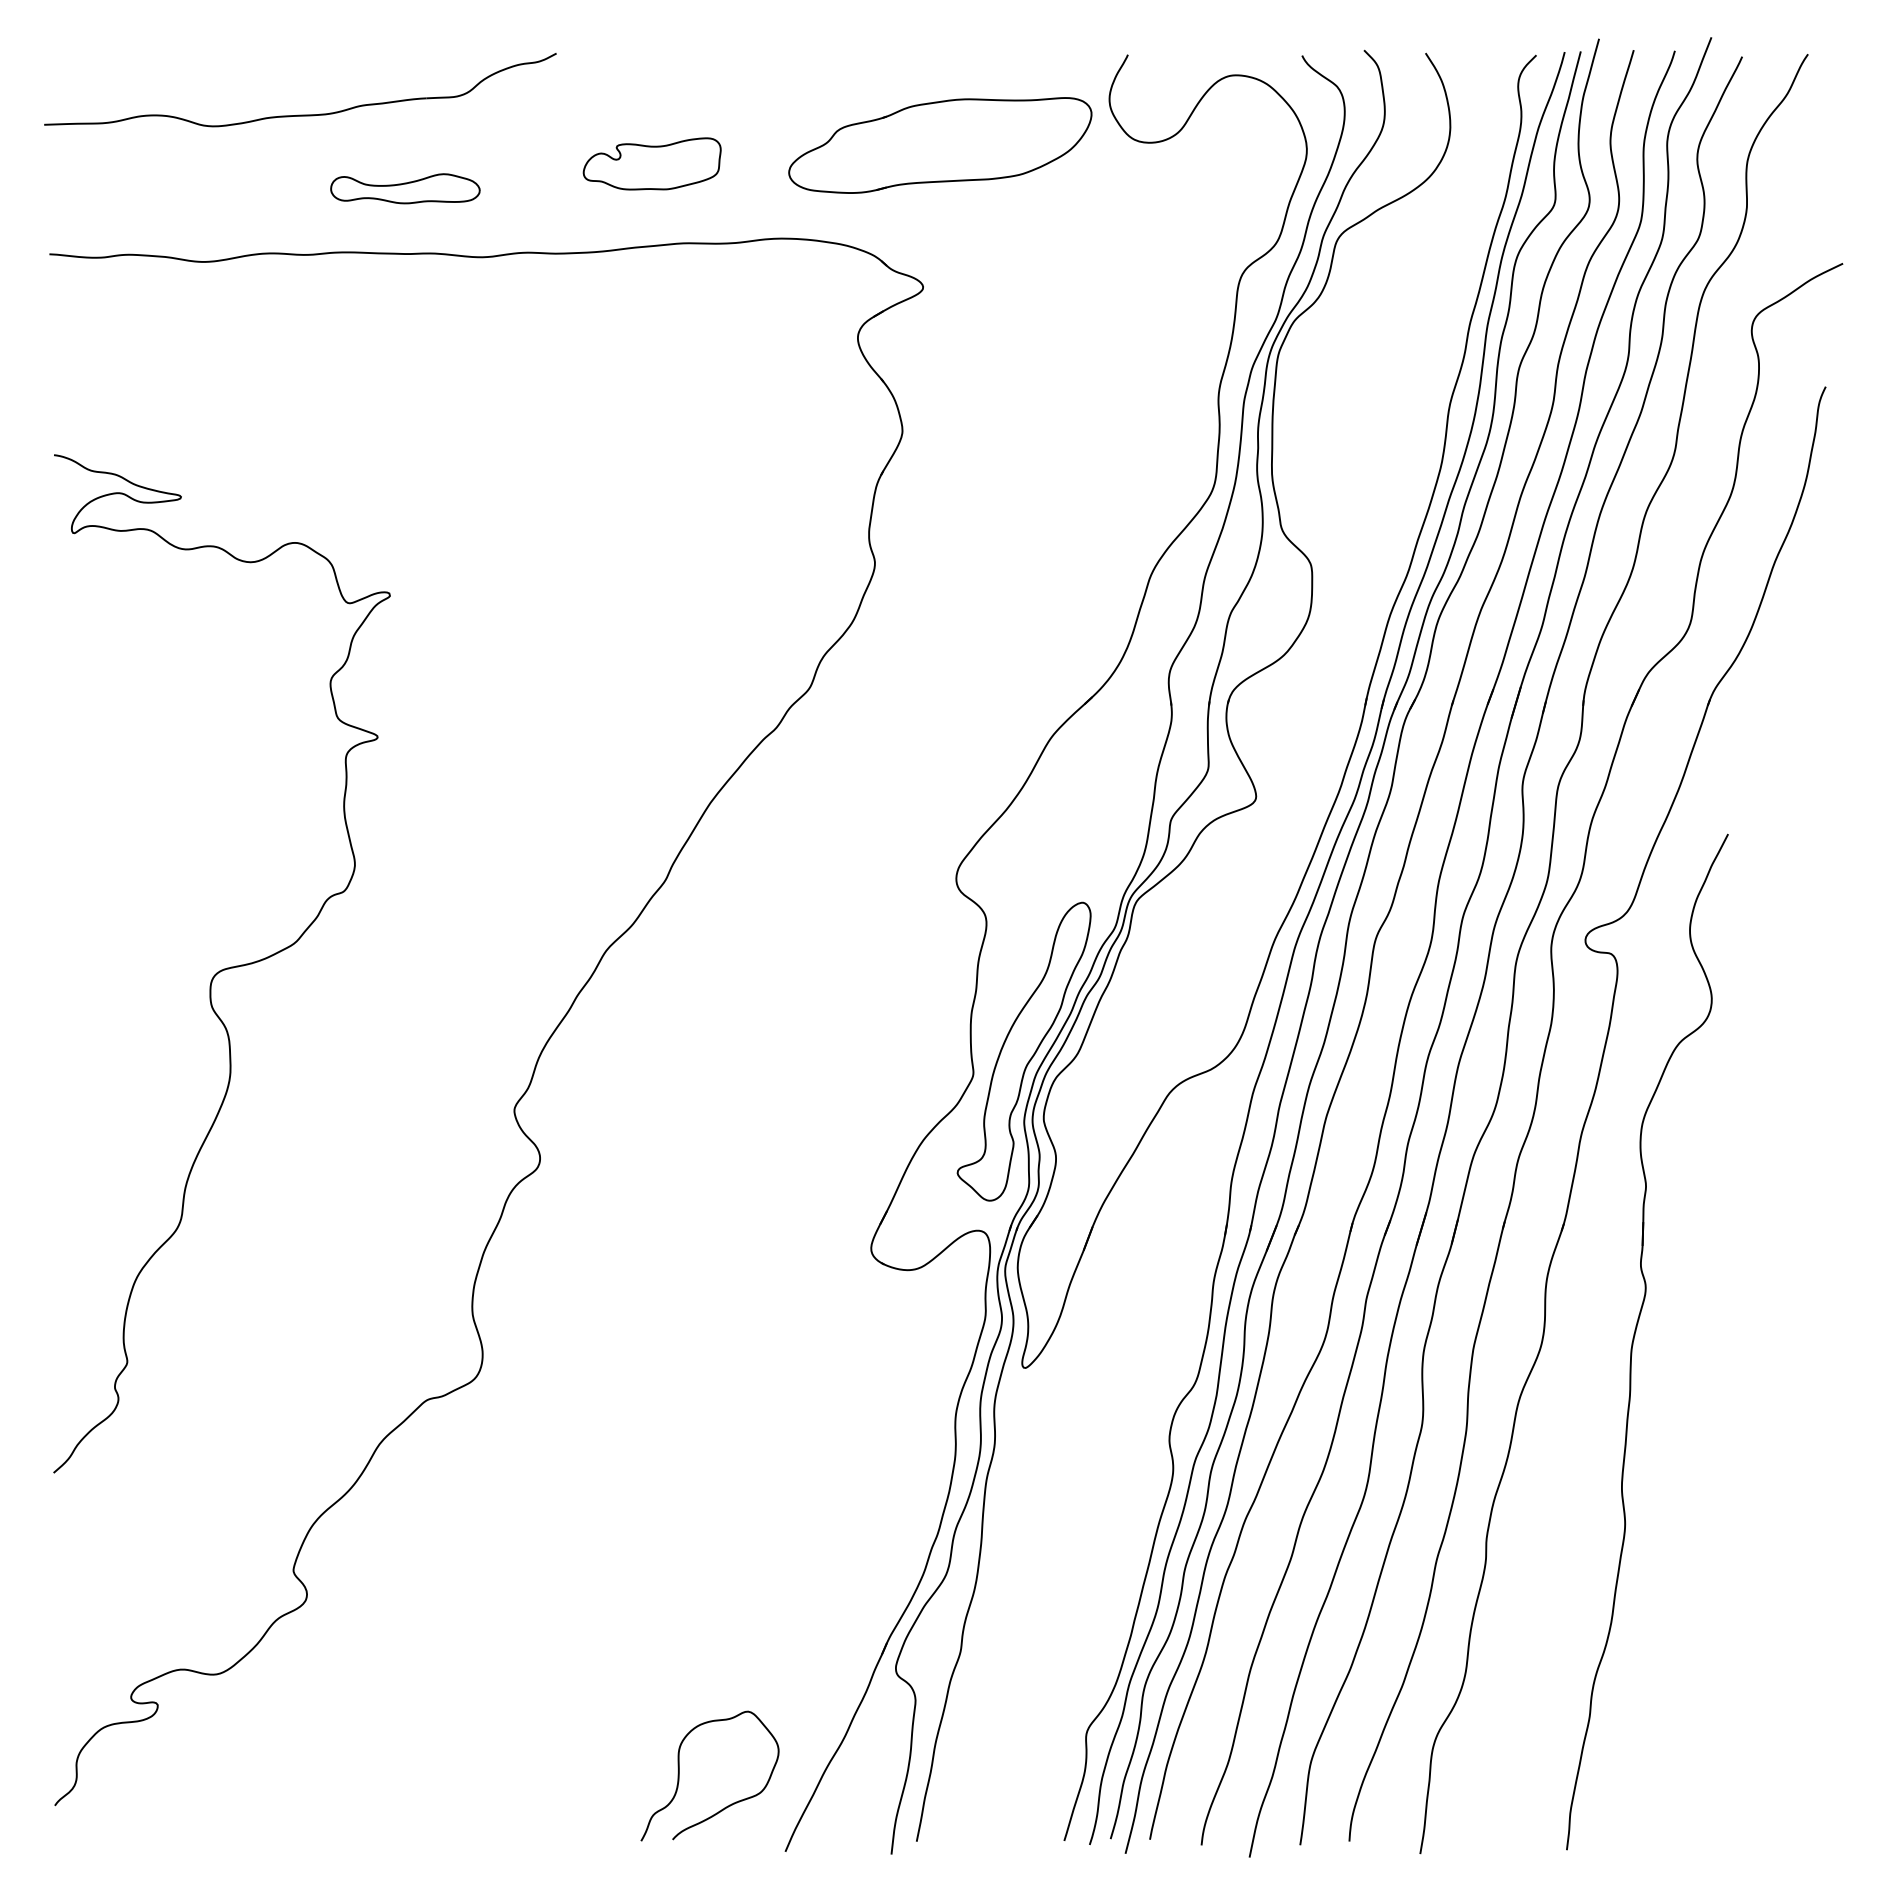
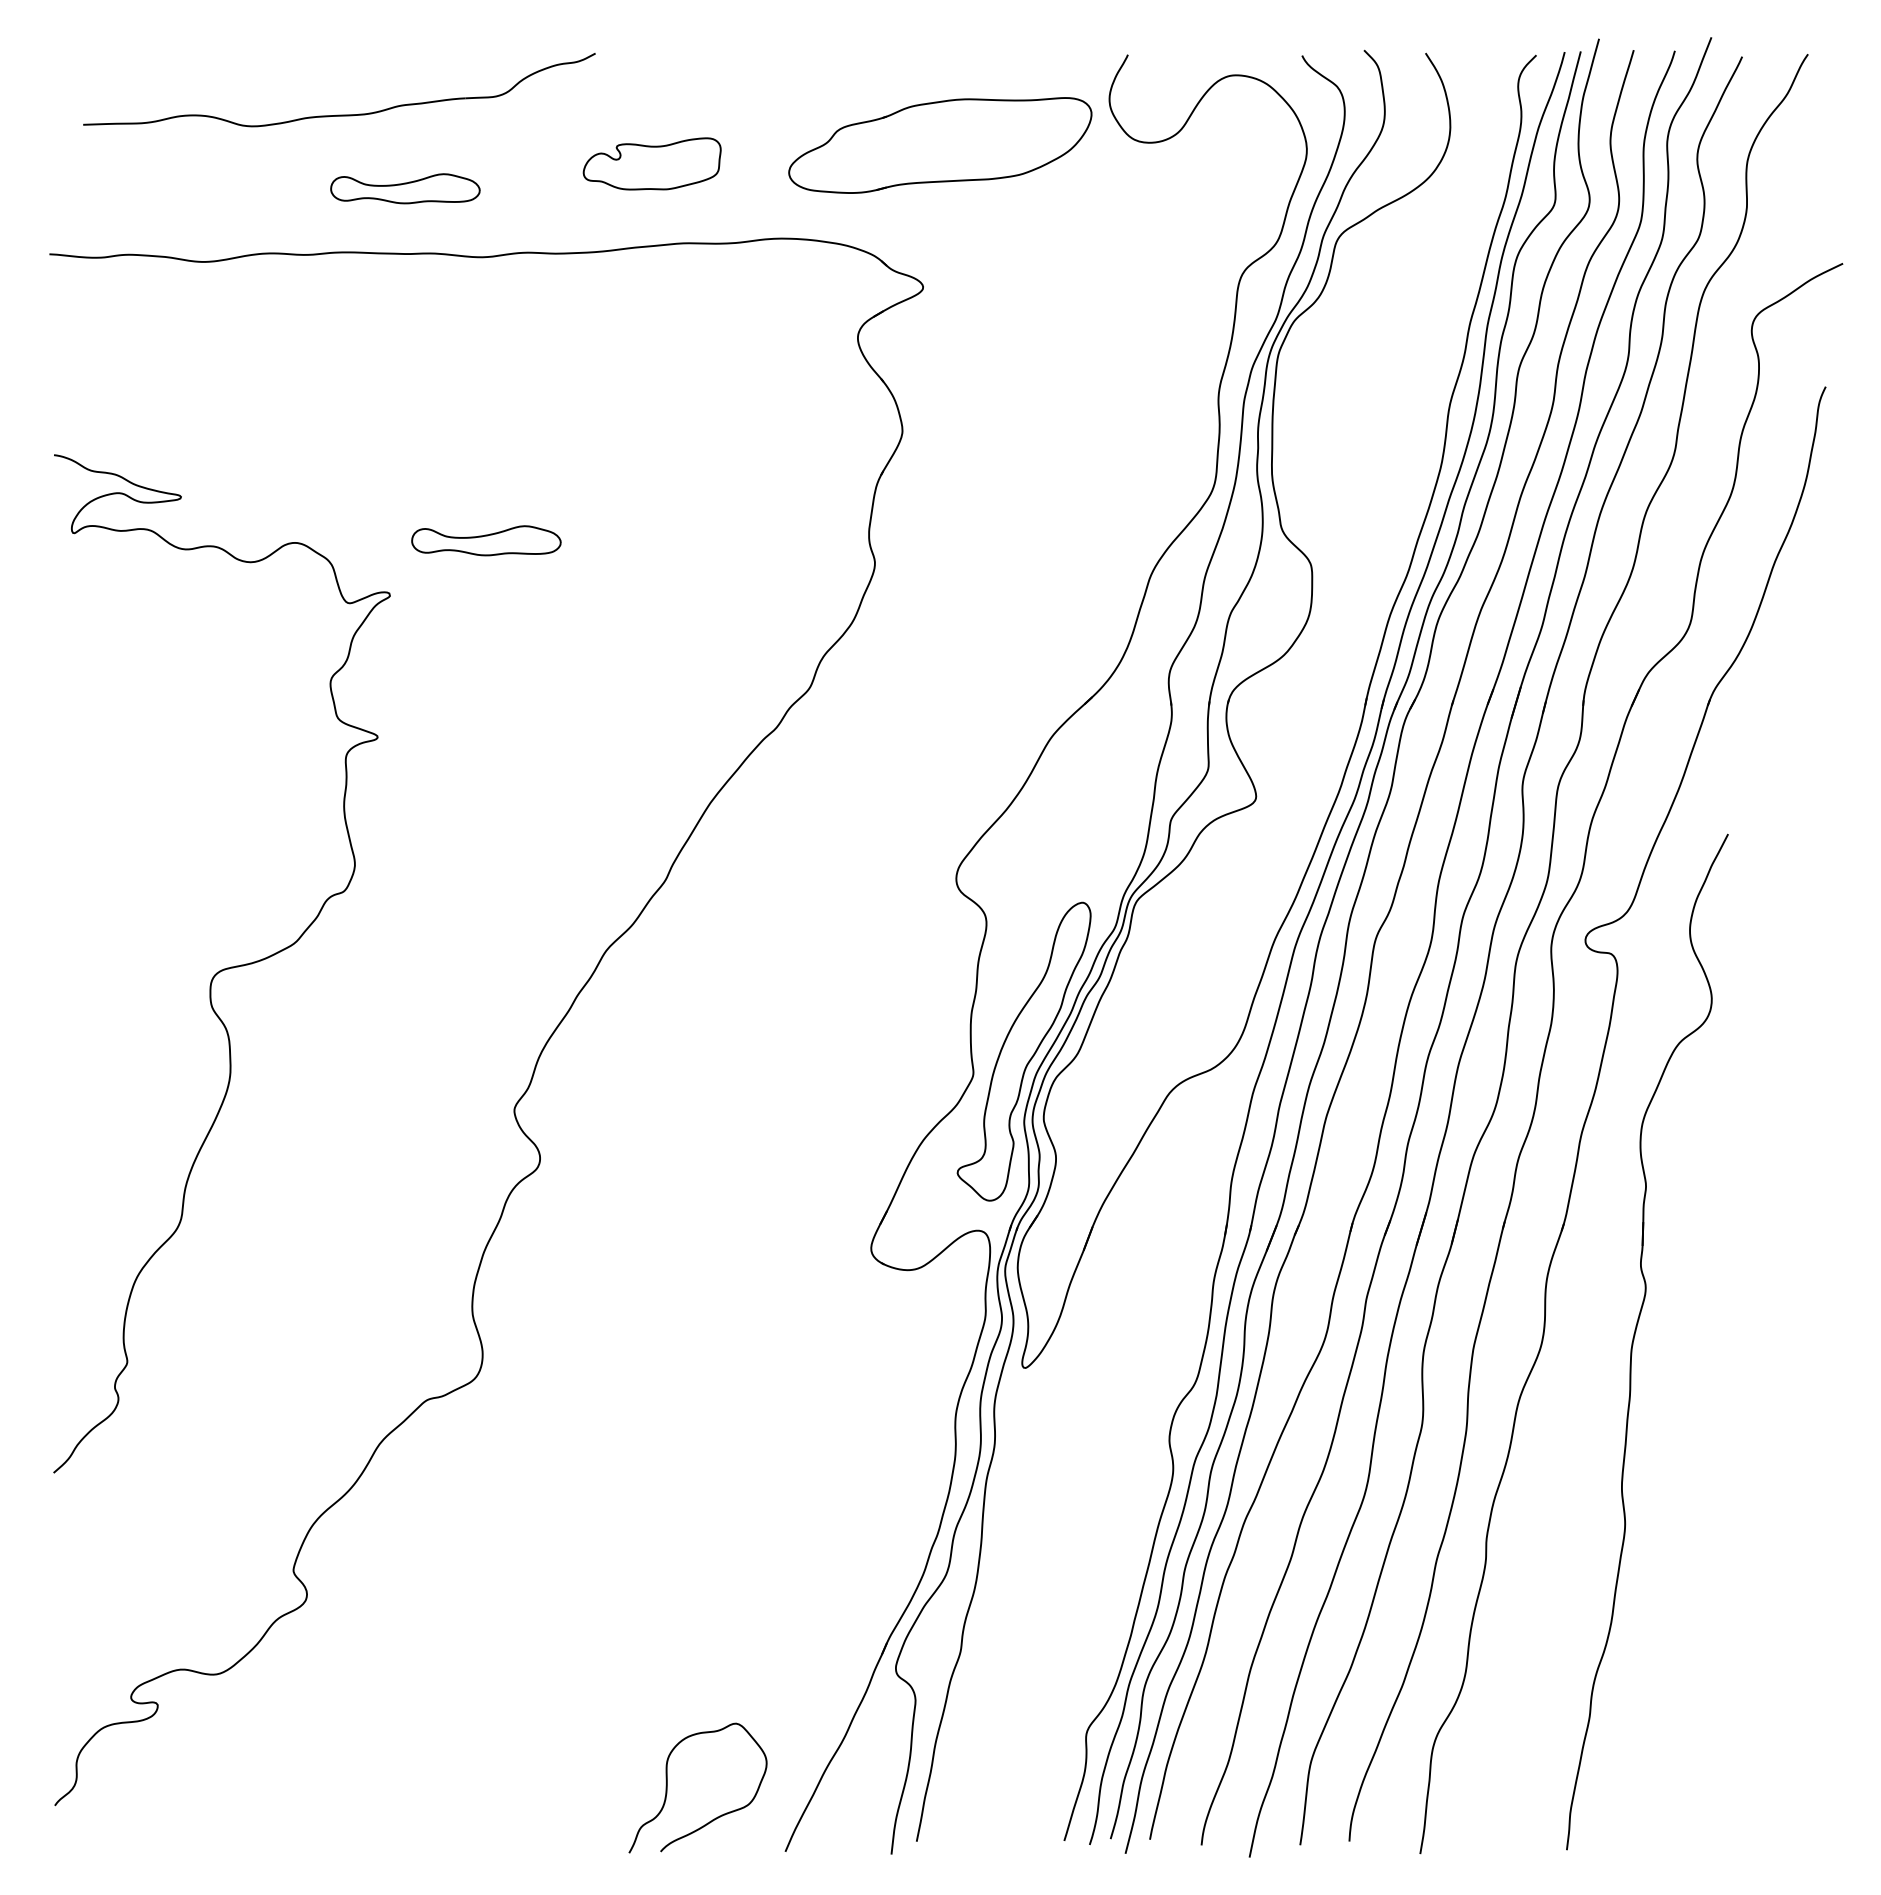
part position: (300, 114) -> (339, 114) (339, 114)
part: none -> present (486, 540)
curve position: (679, 1775) -> (667, 1787) (667, 1787)
